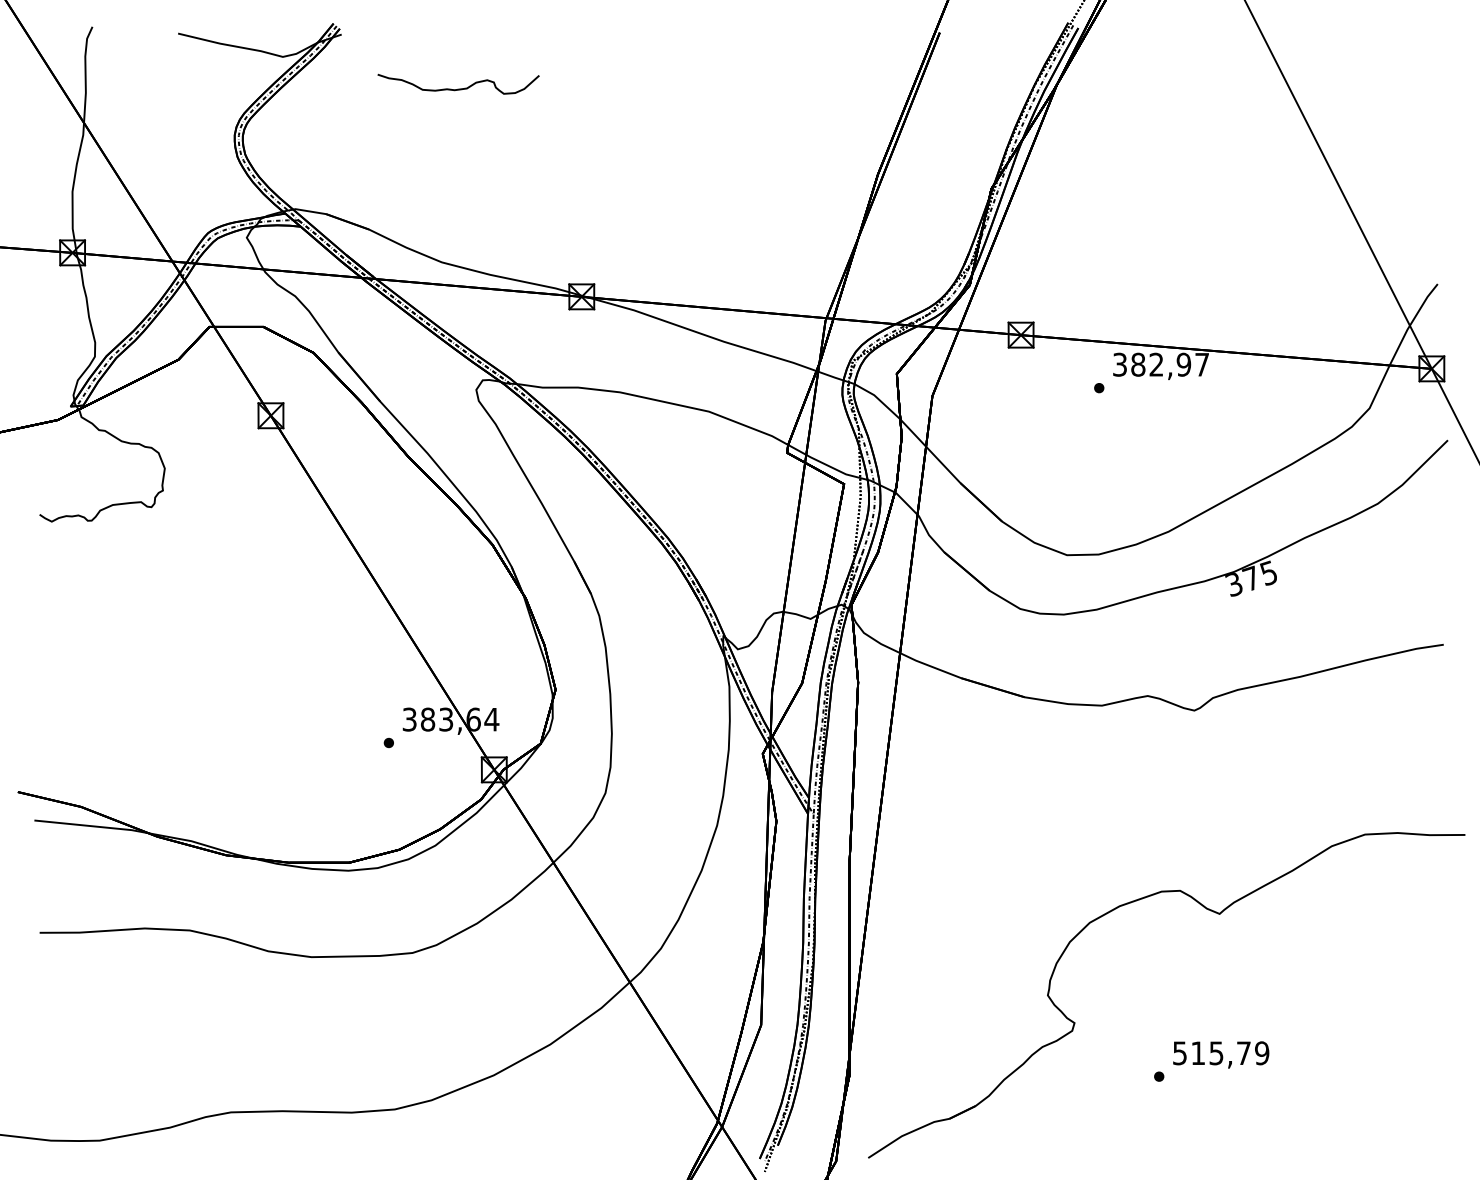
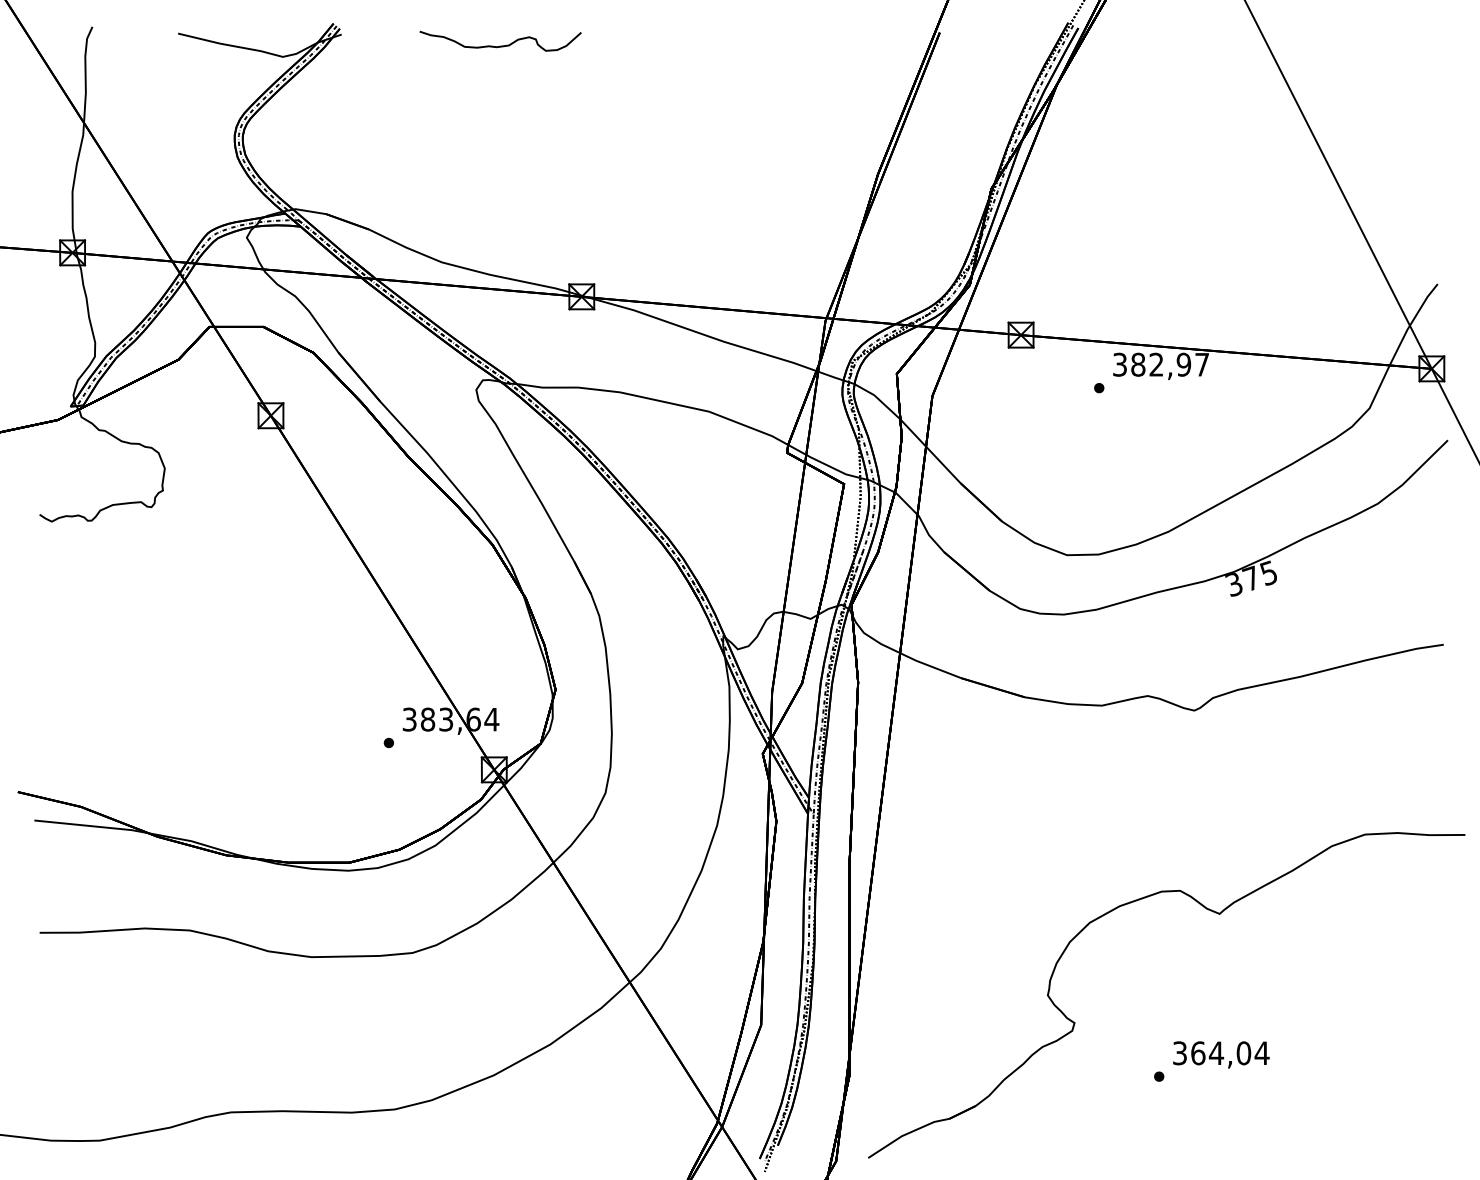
curve position: (458, 88) -> (500, 45) (500, 45)
text: 515,79 -> 364,04 (1221, 1053)
